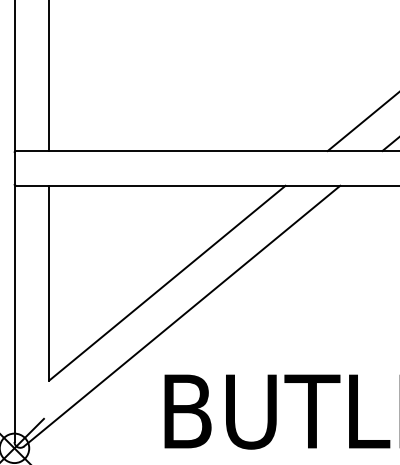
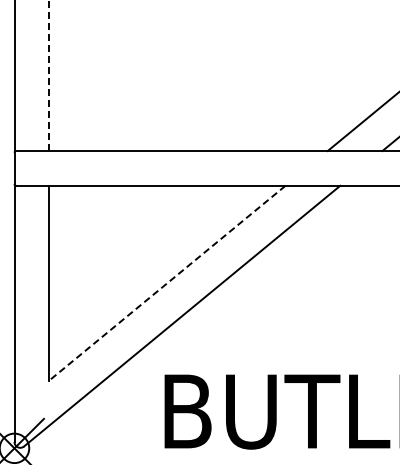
line: solid -> dashed (49, 75)
line: solid -> dashed (167, 283)
